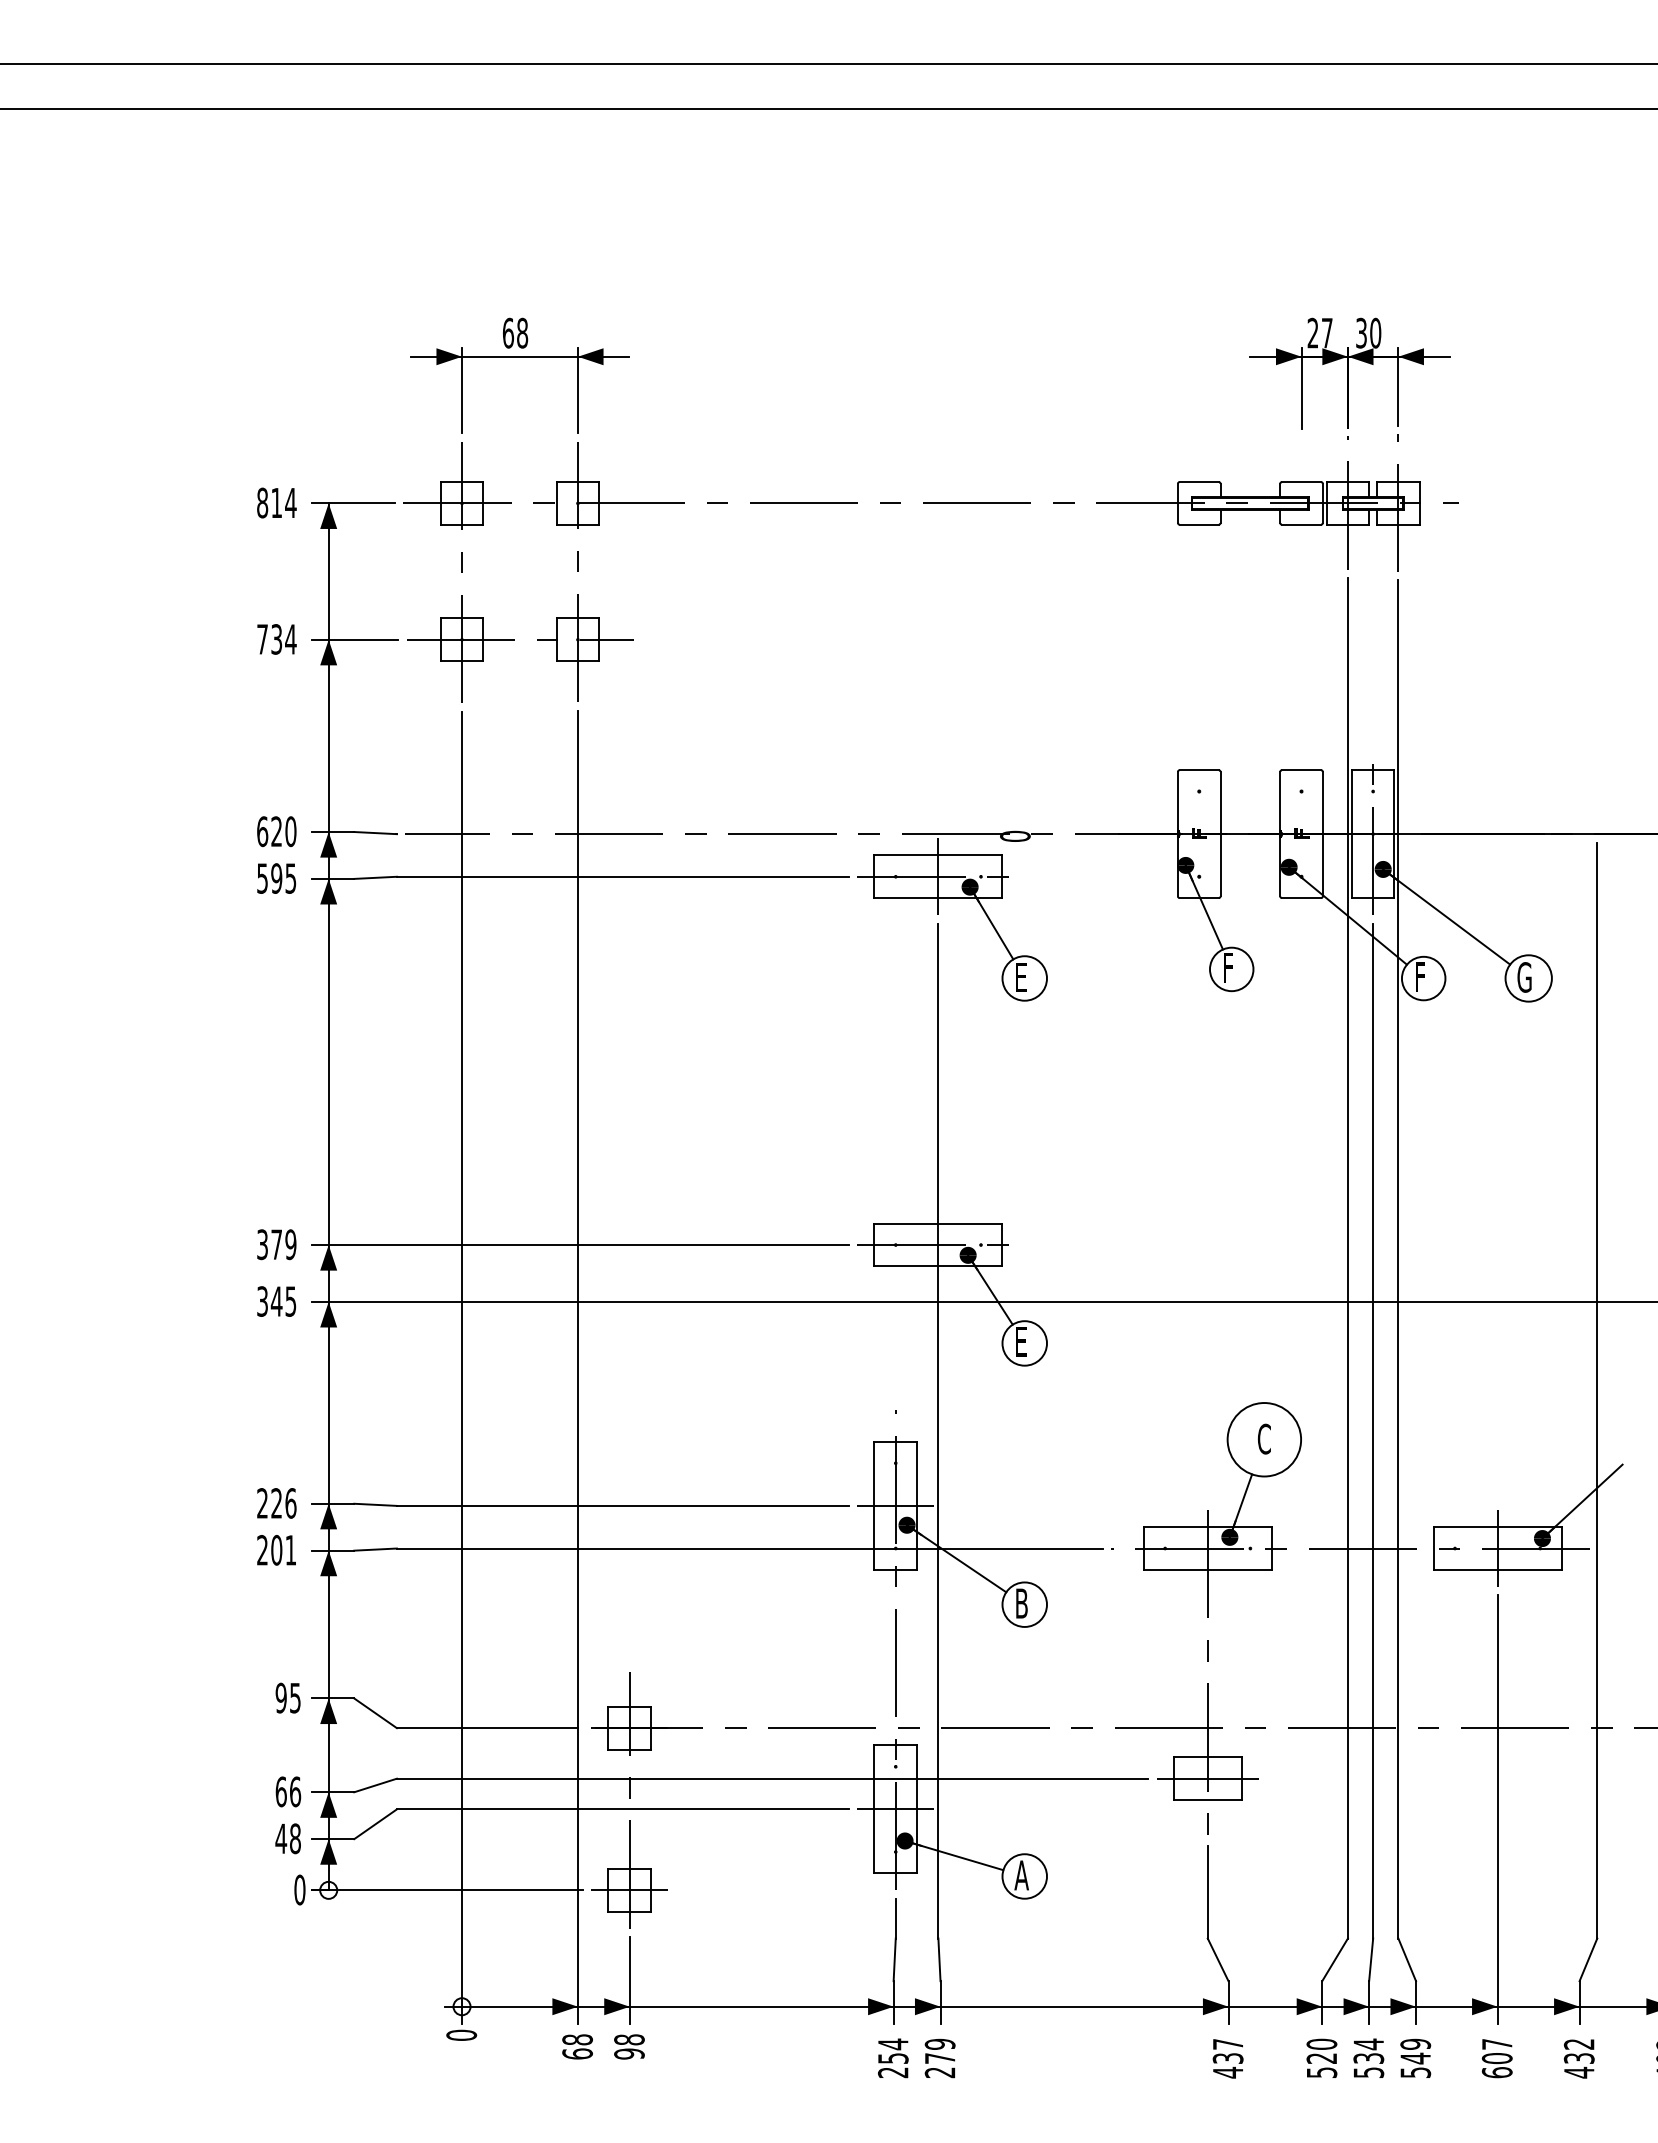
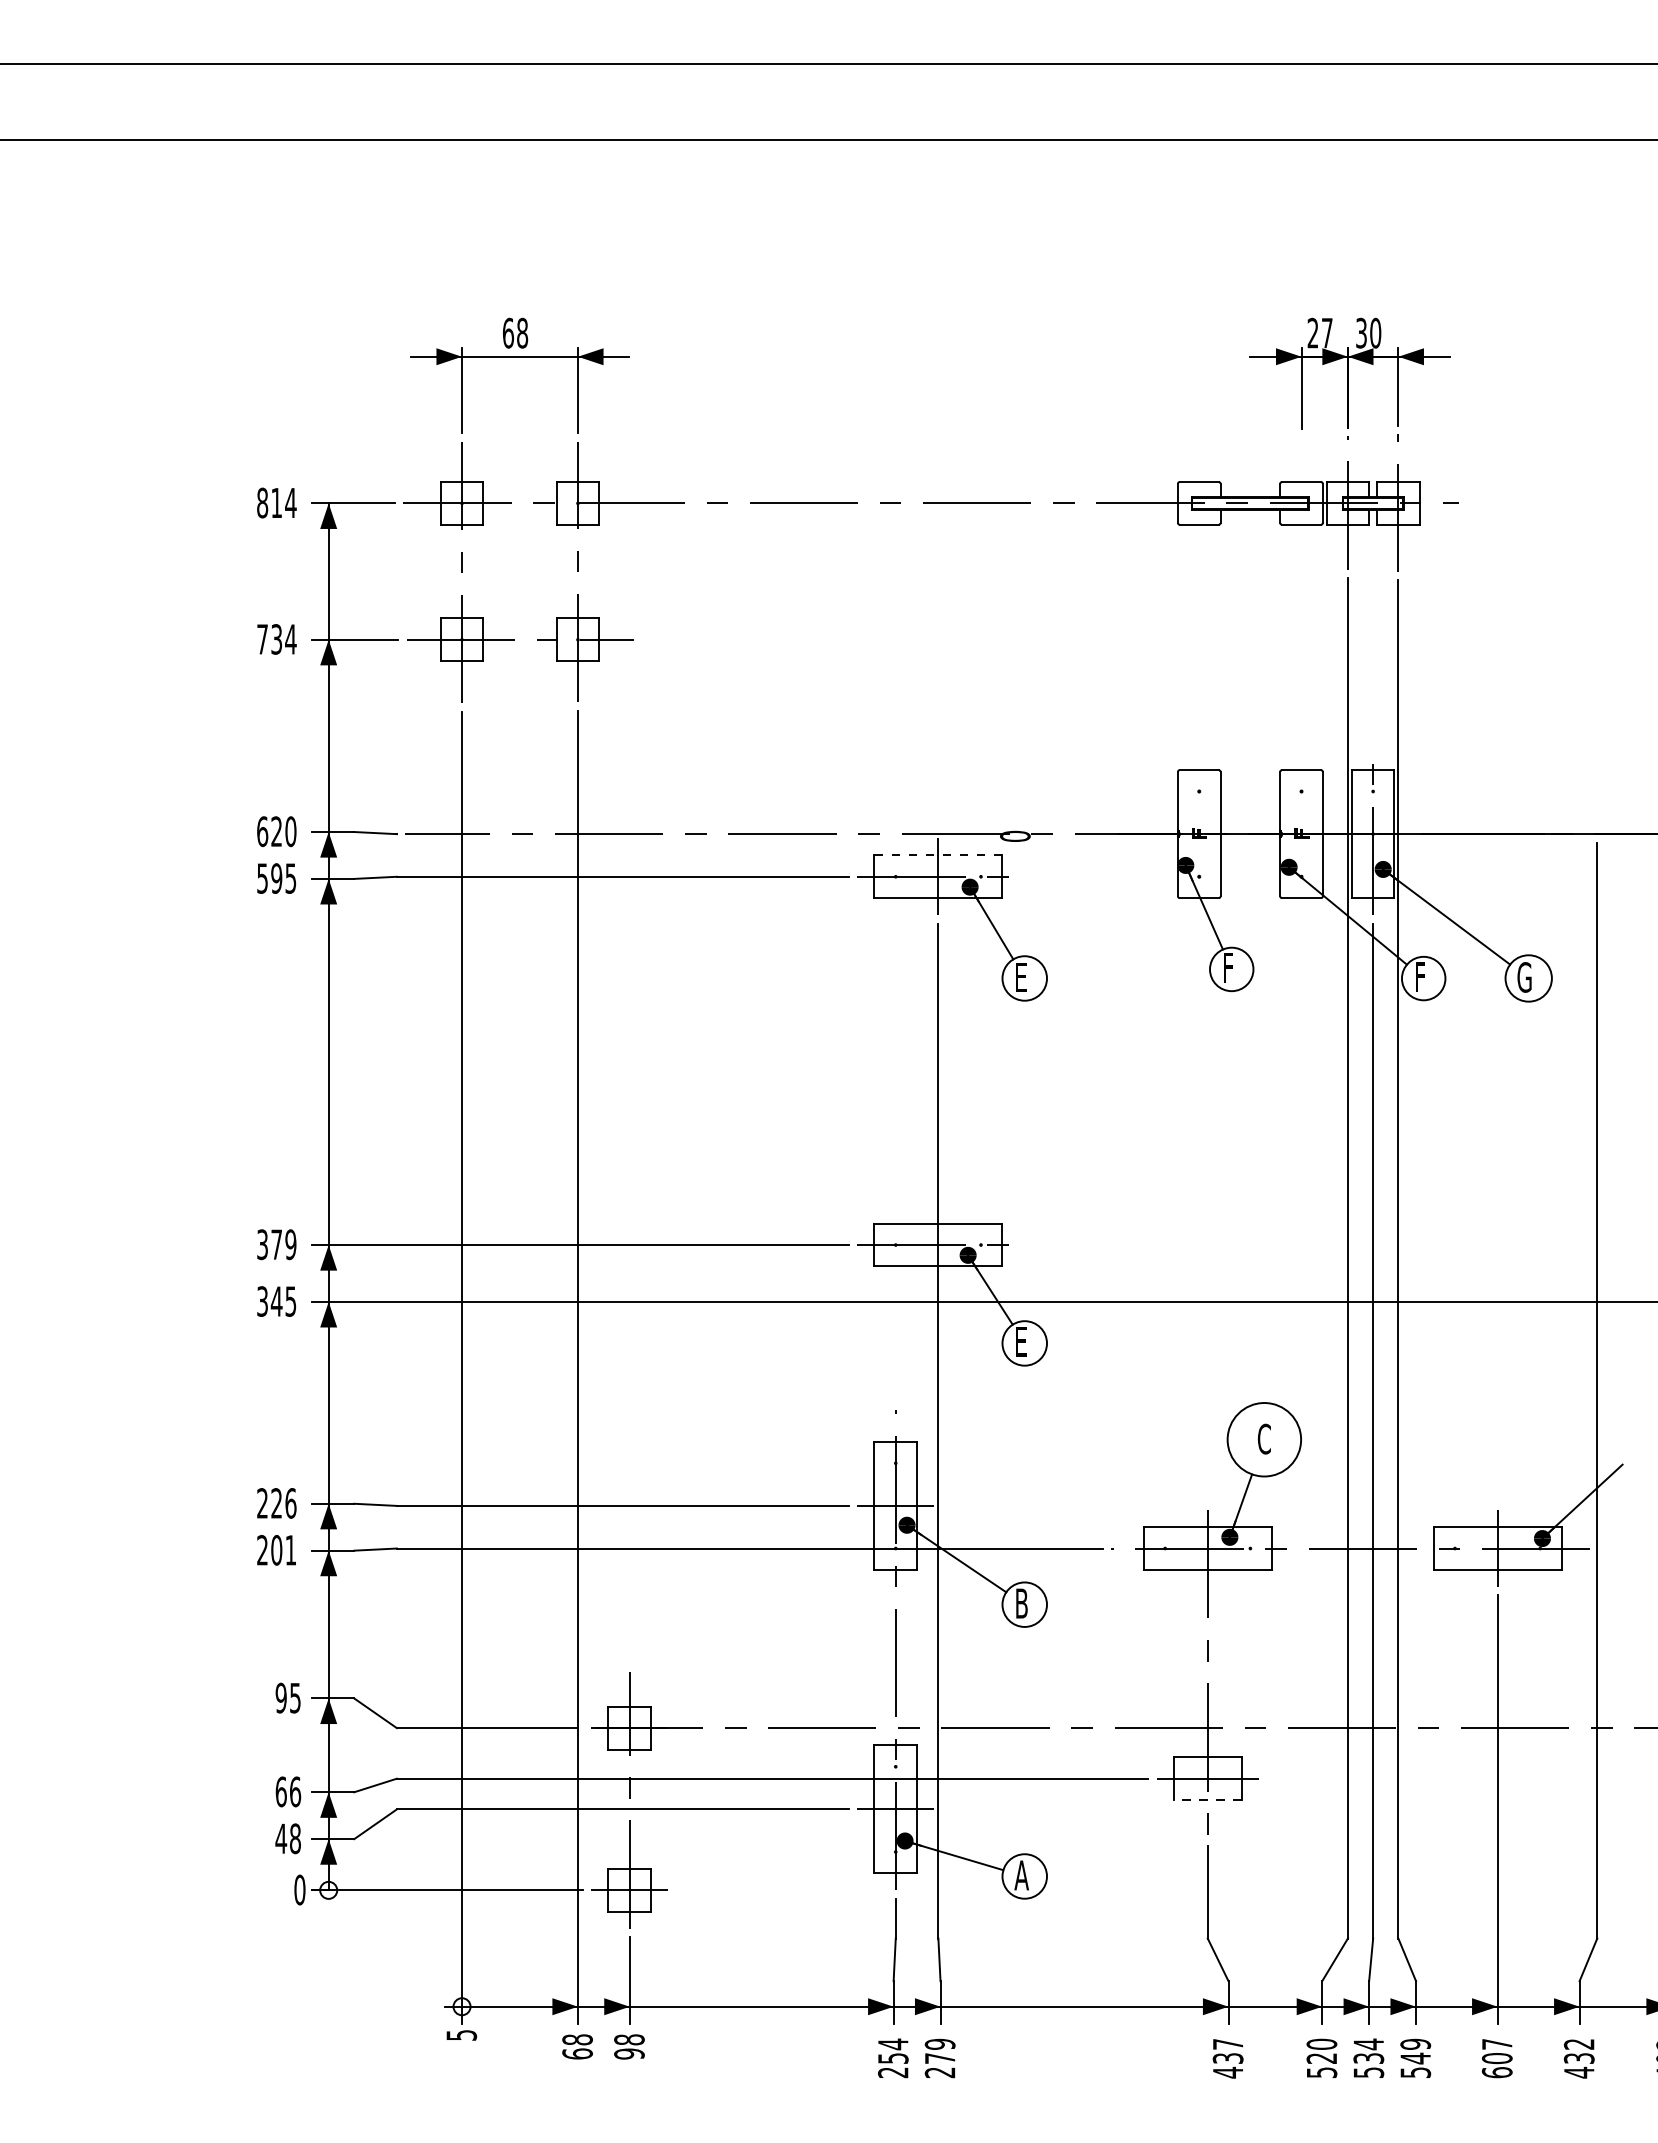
line position: (828, 109) -> (828, 140) (828, 140)
line: solid -> dashed (938, 855)
line: solid -> dashed (1207, 1800)
text: 0 -> 5 (461, 2034)
